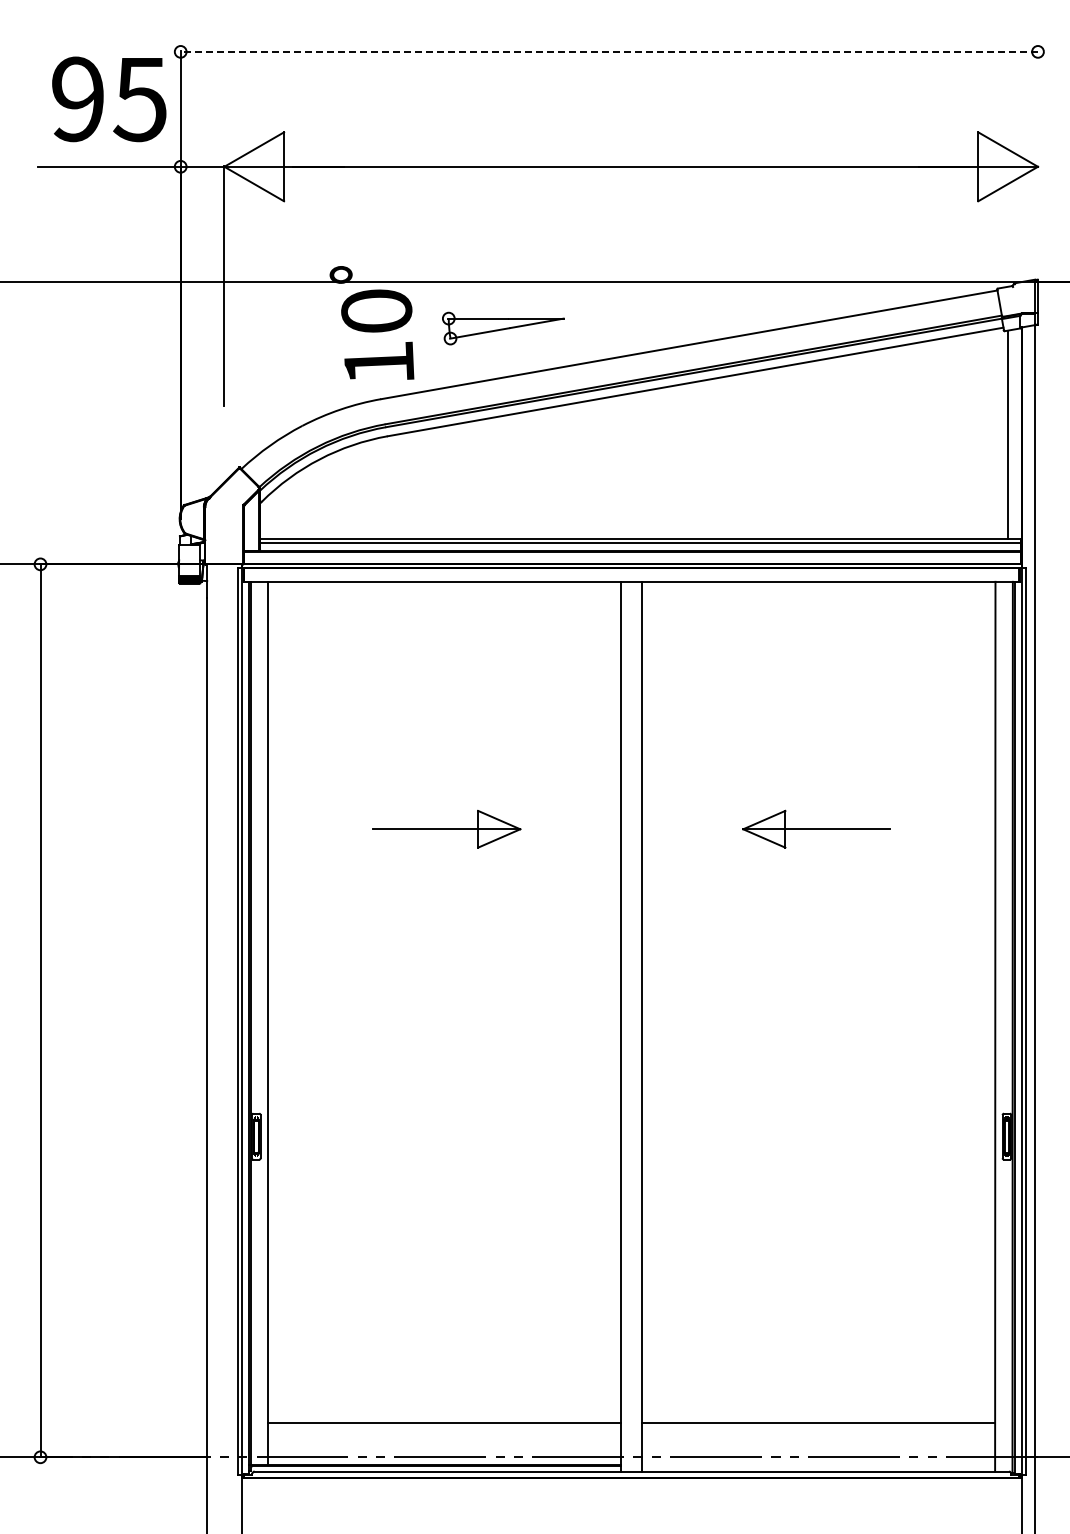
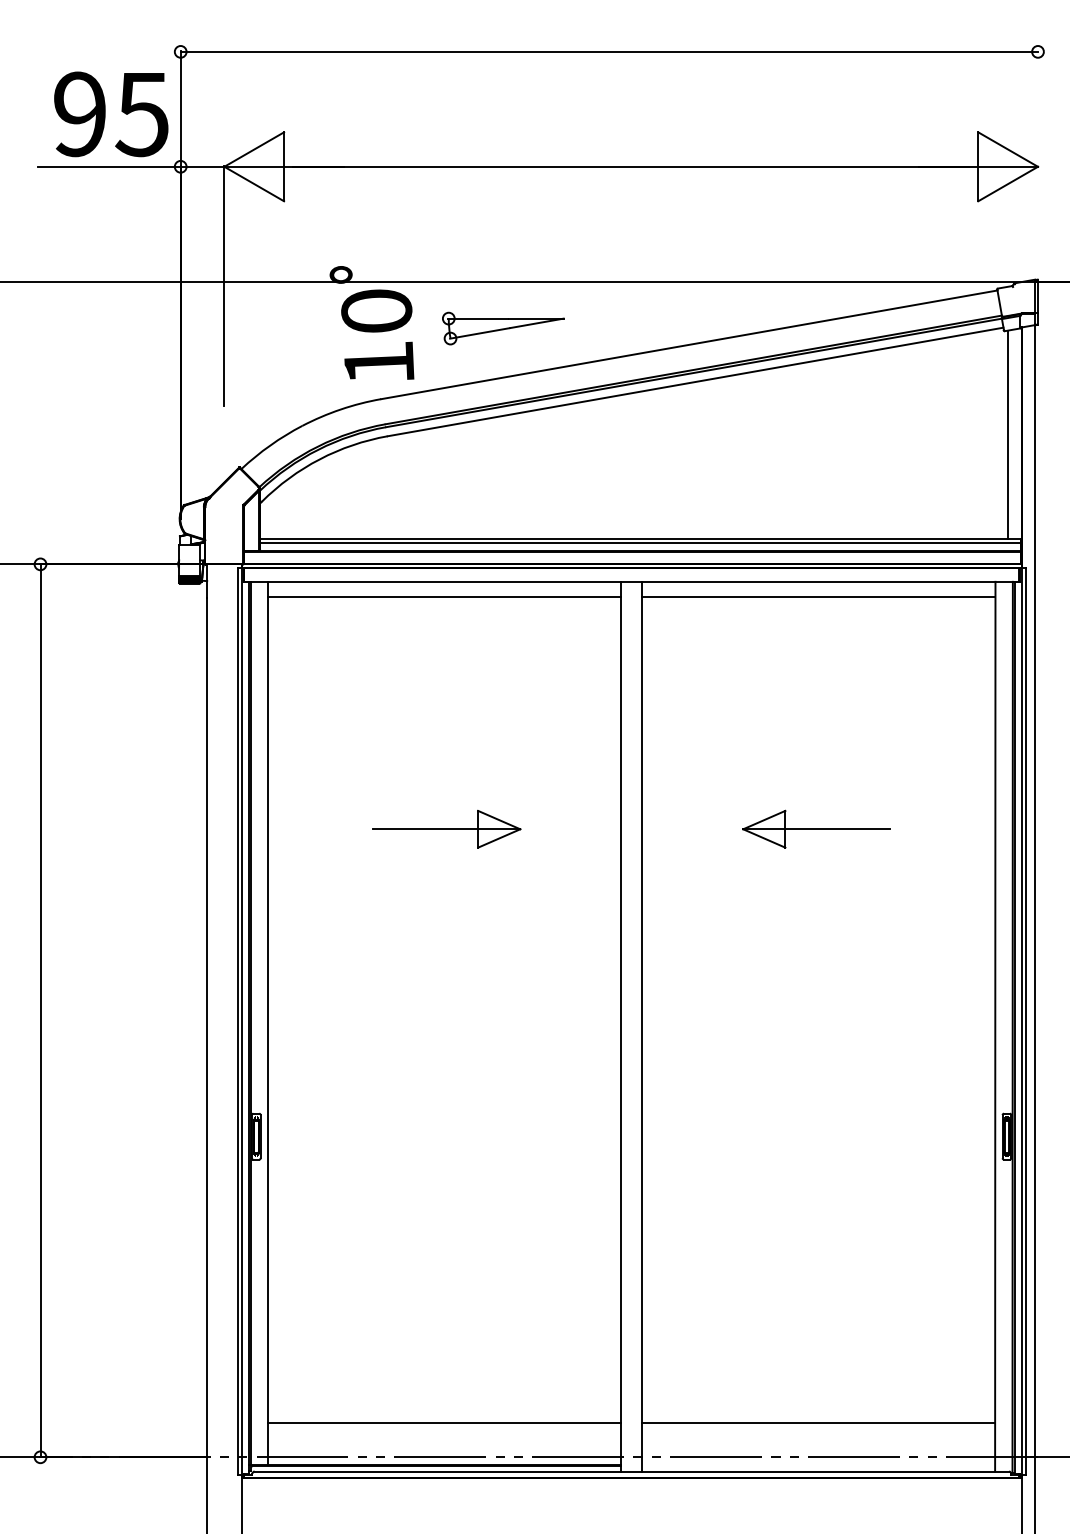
line: dashed -> solid (609, 51)
text position: (109, 99) -> (111, 114) (111, 114)
line: none -> present (444, 596)
line: none -> present (818, 596)
